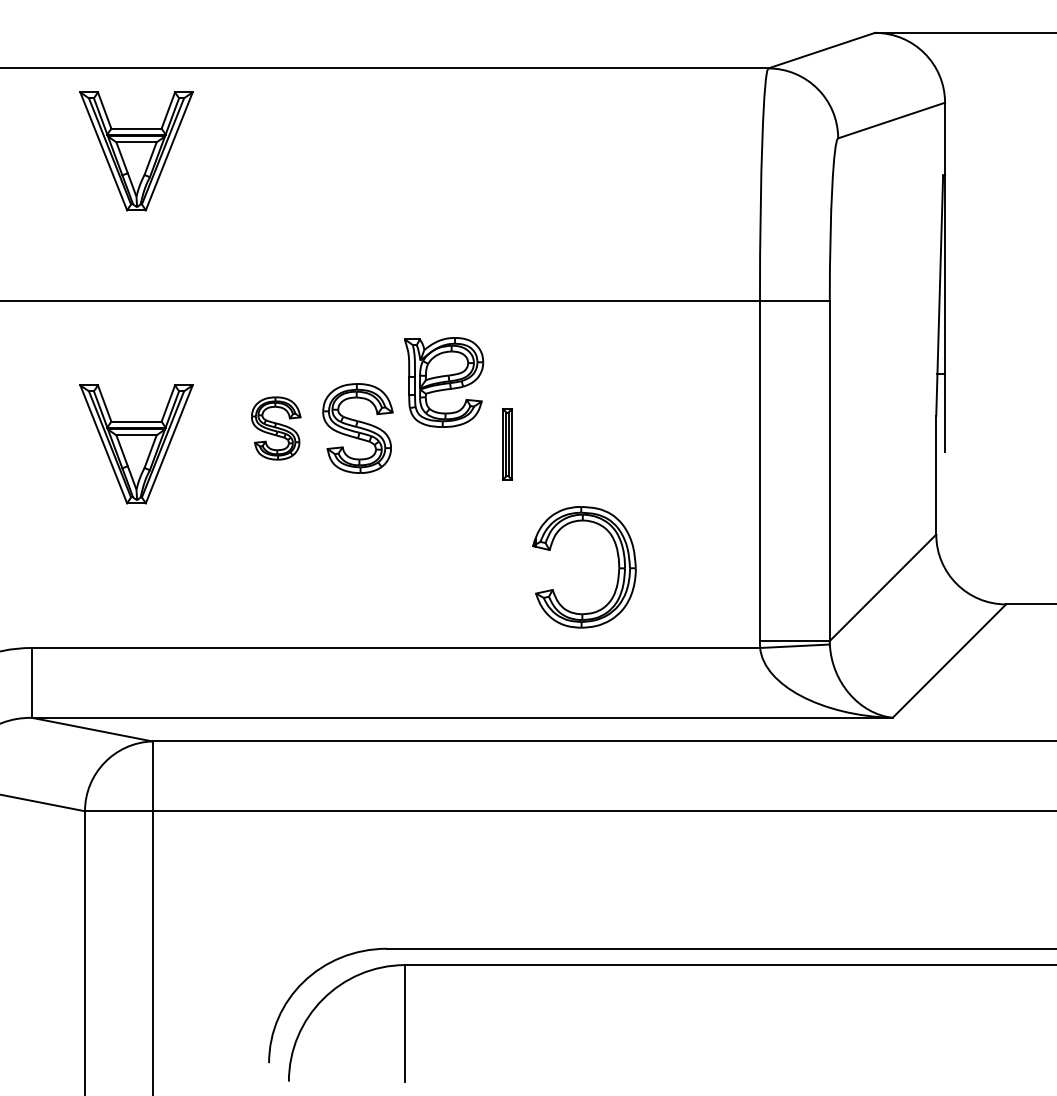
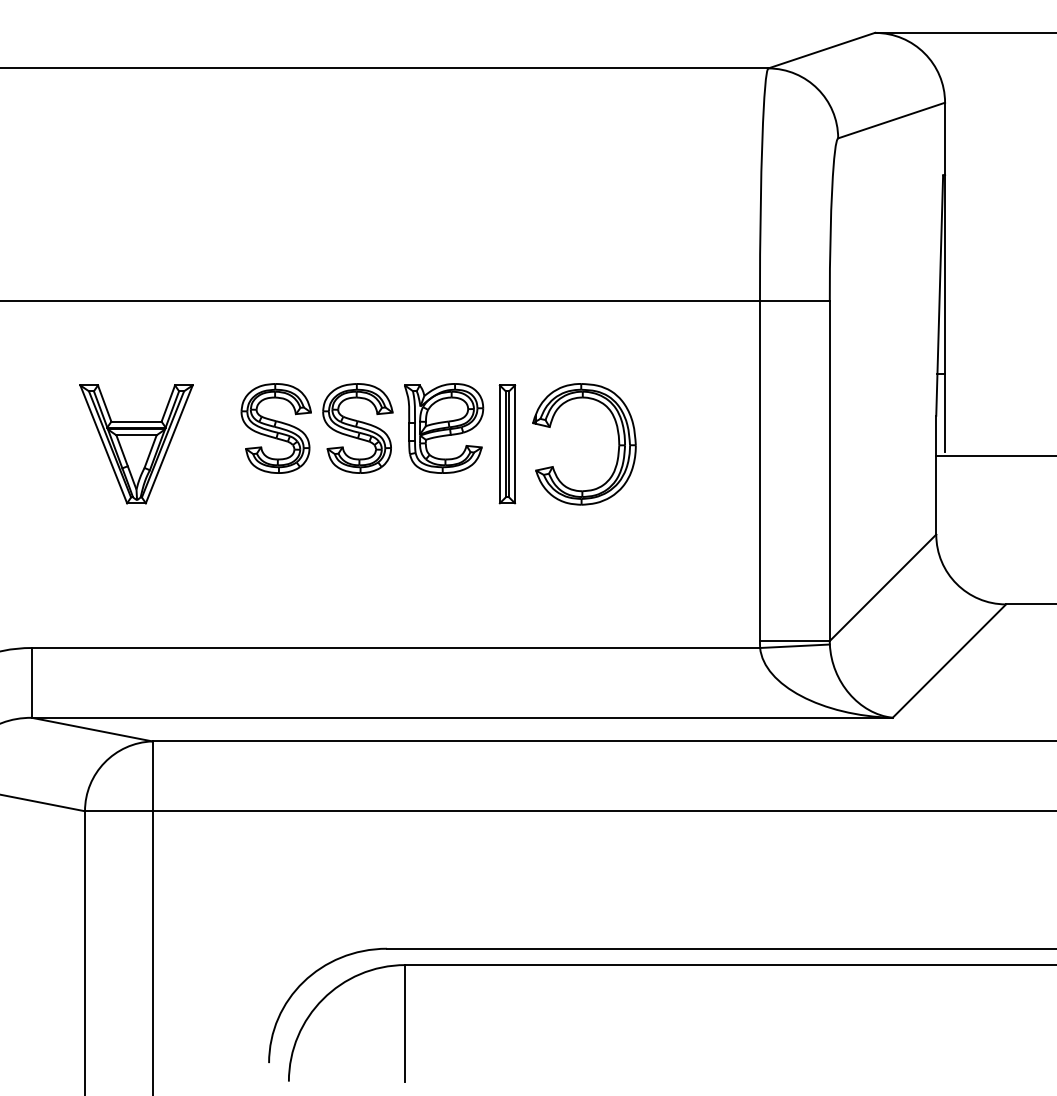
part: present -> none (136, 151)
part position: (444, 382) -> (444, 428) (444, 428)
part size: 51x65 px -> 72x91 px (275, 428)
part size: 13x73 px -> 19x121 px (507, 444)
line: none -> present (994, 455)
part position: (617, 574) -> (617, 451) (617, 451)
